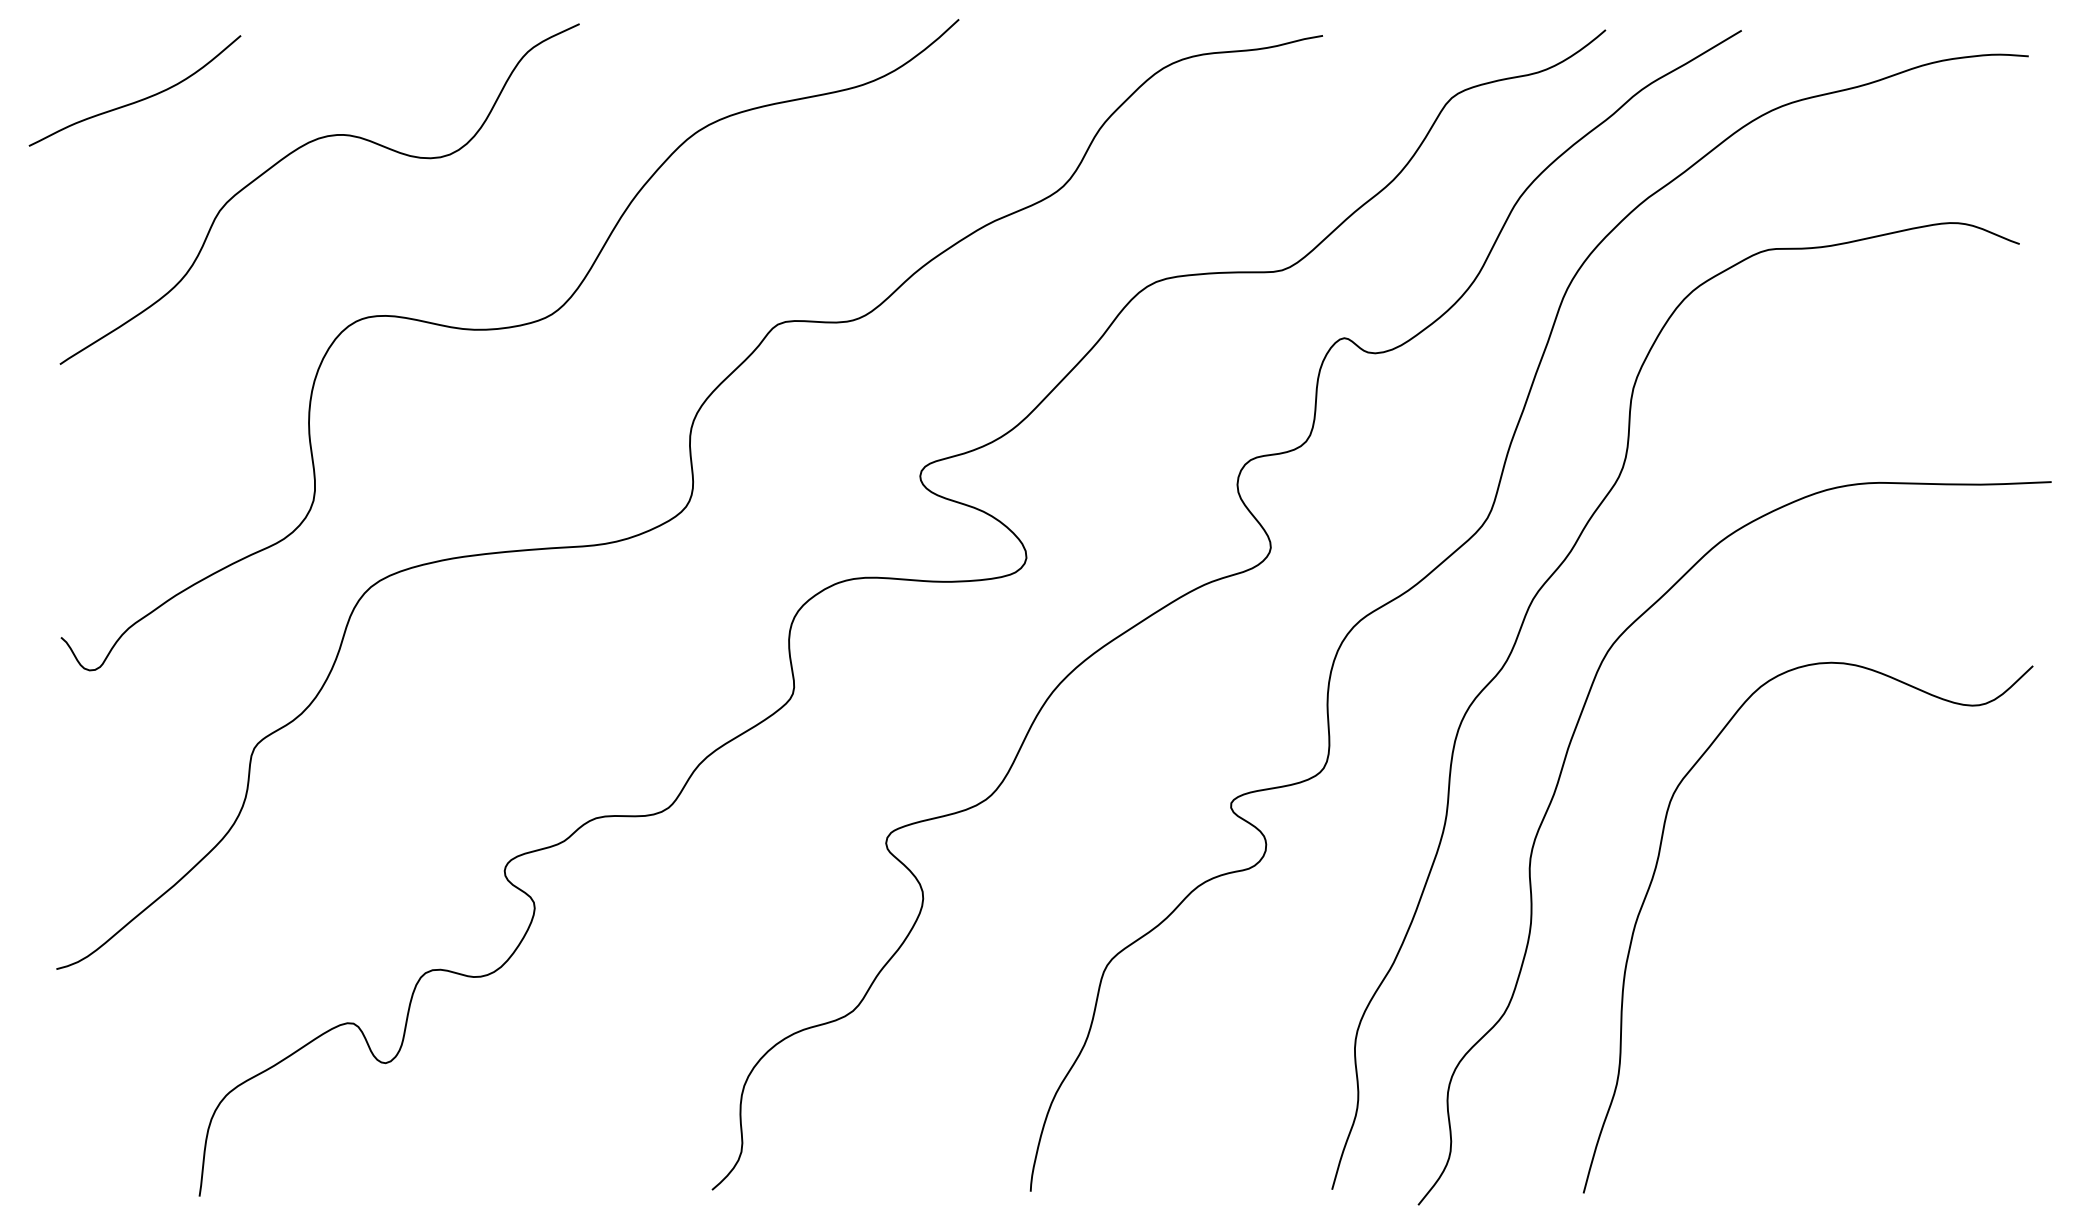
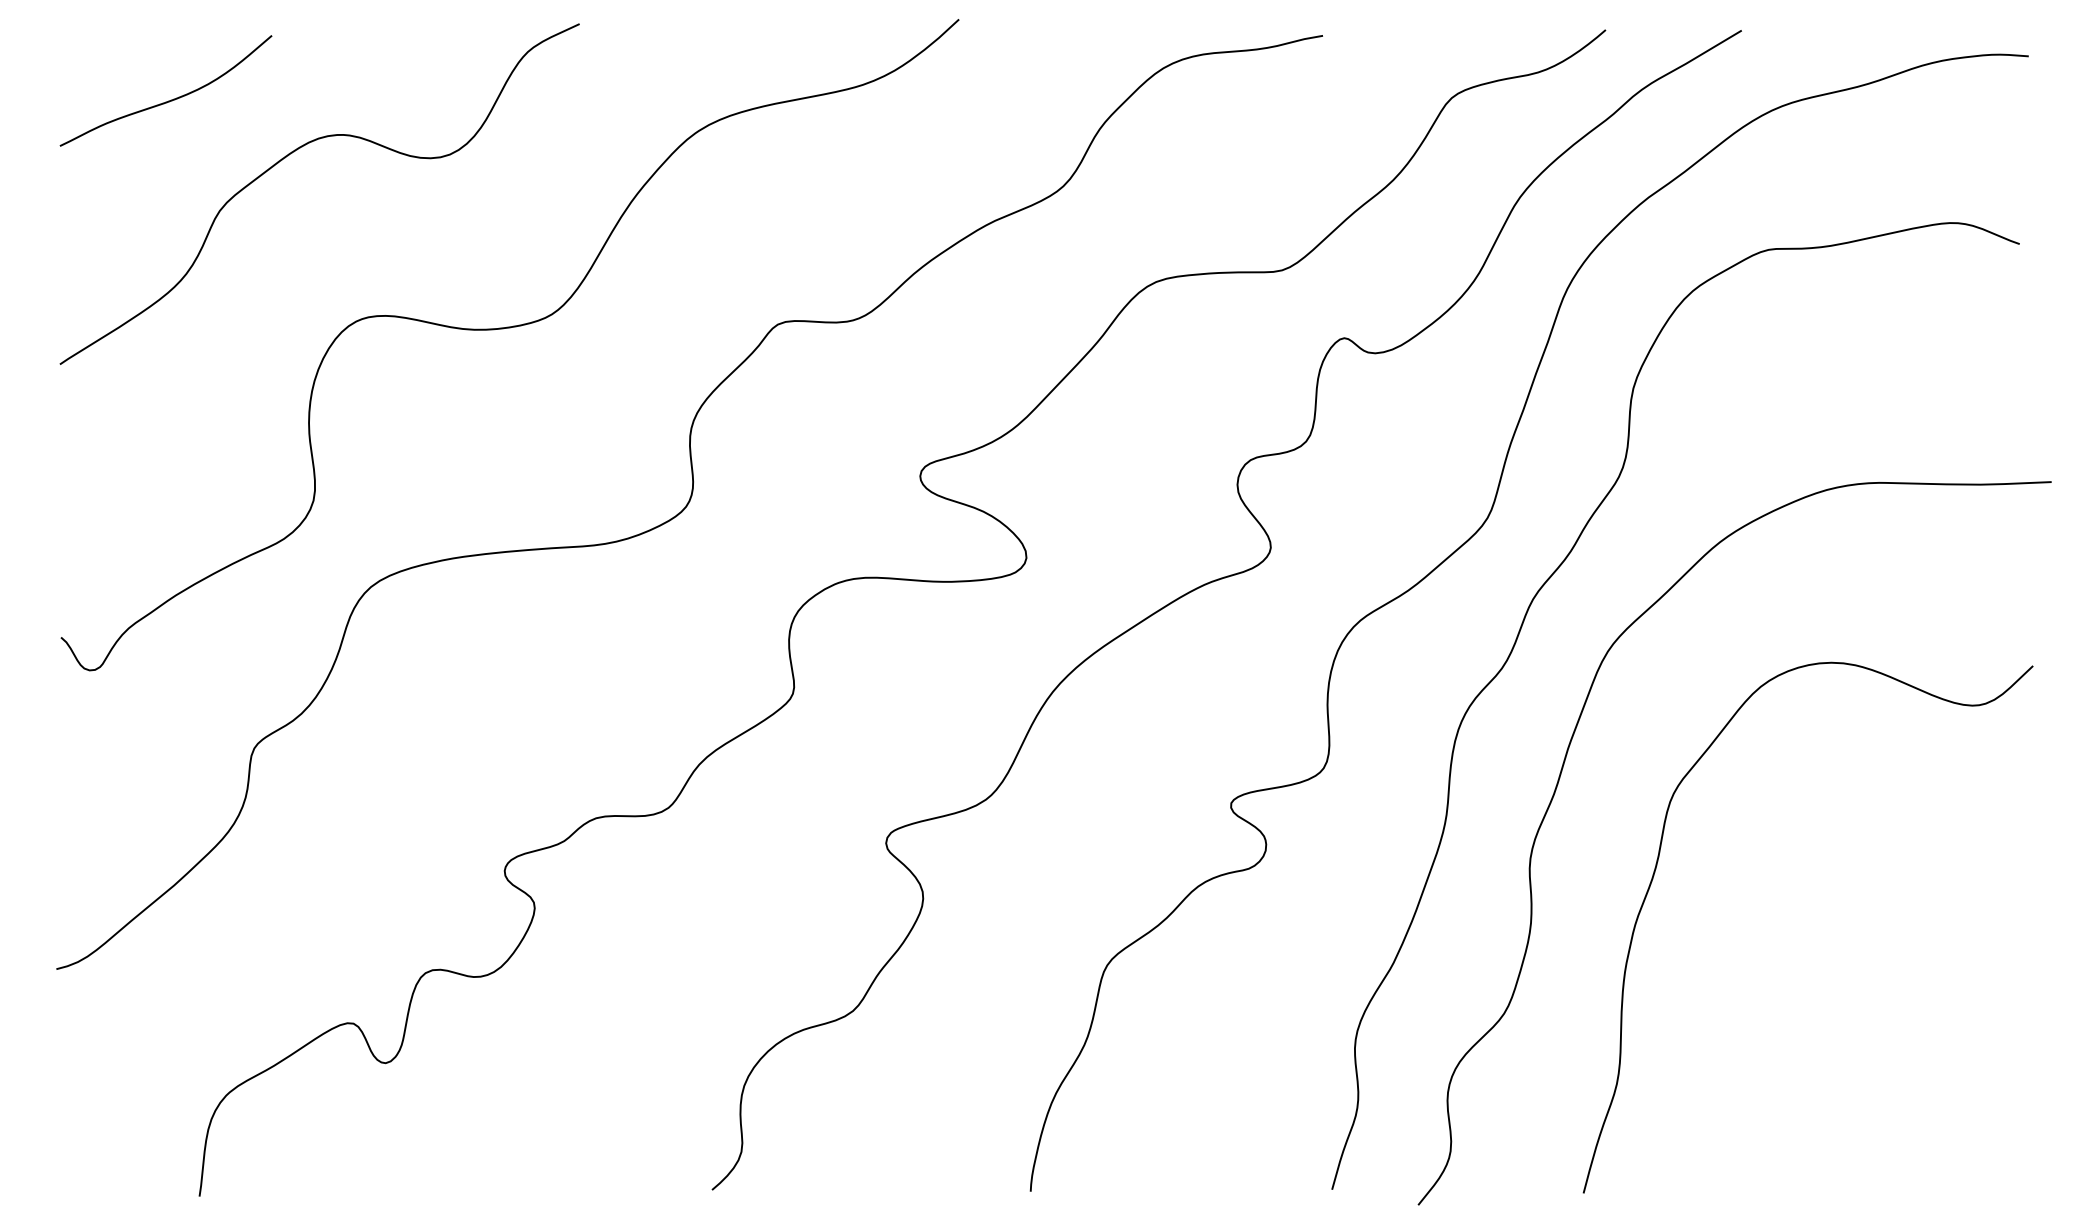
curve position: (137, 100) -> (168, 100) (168, 100)
